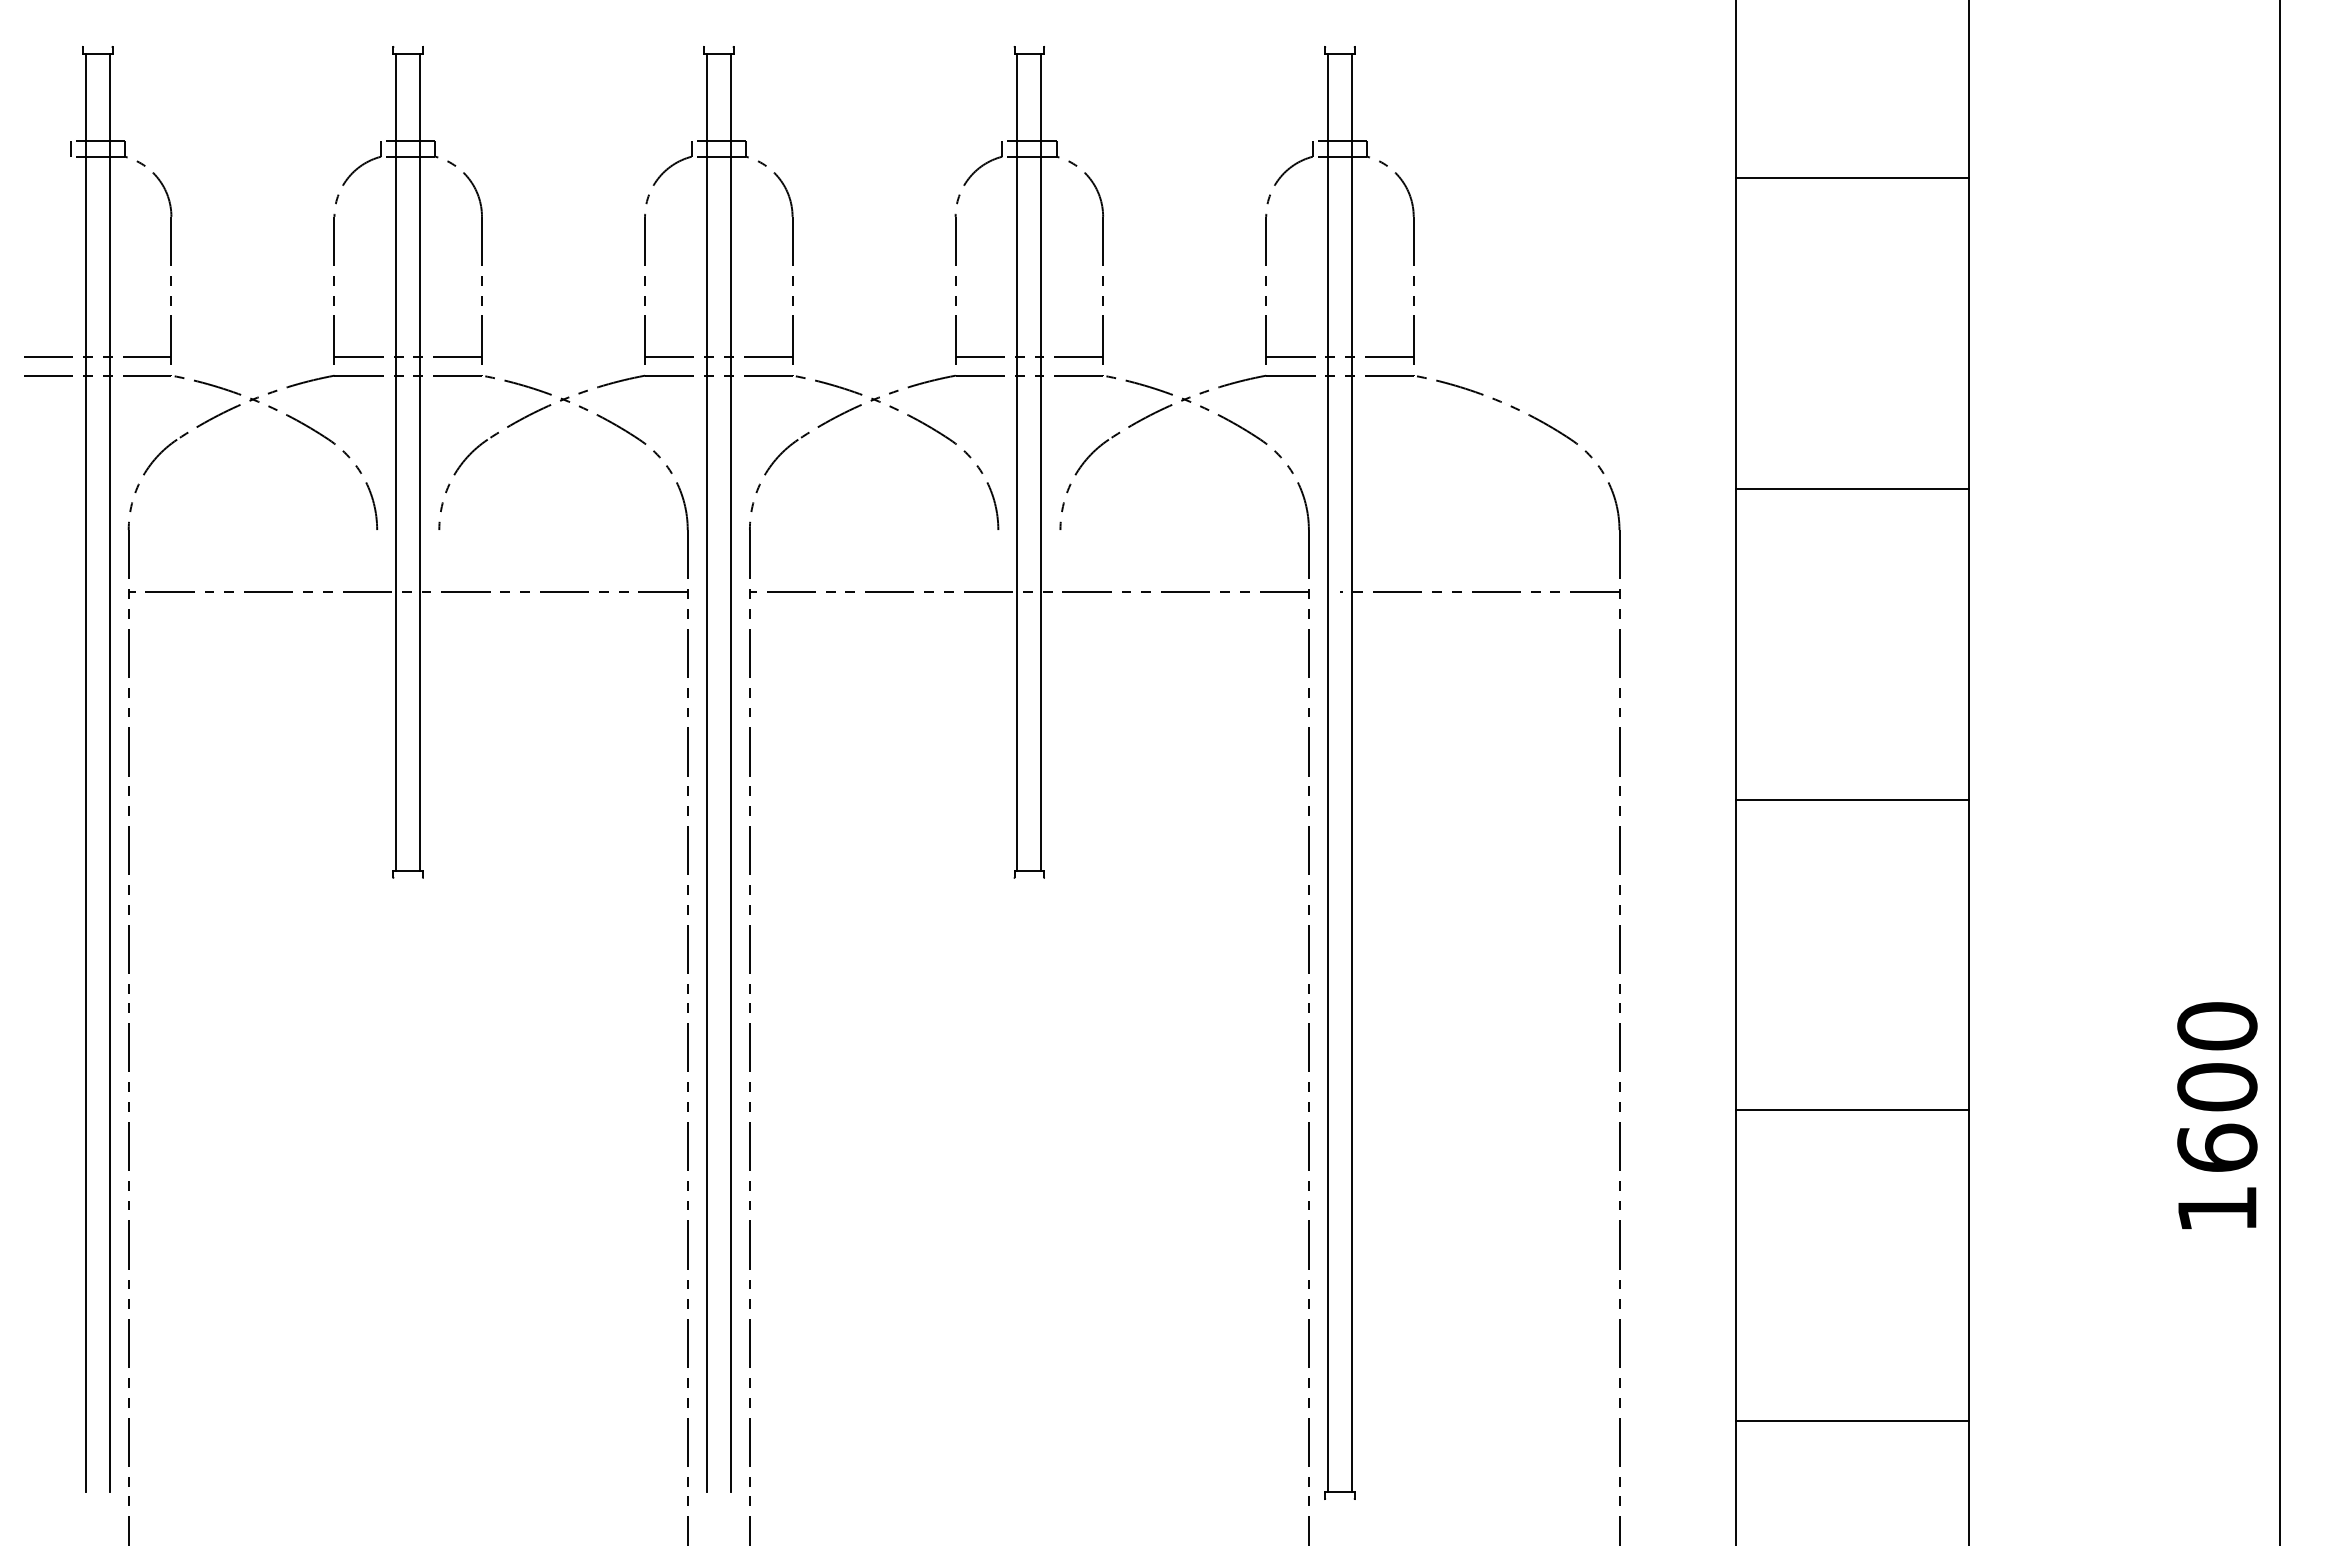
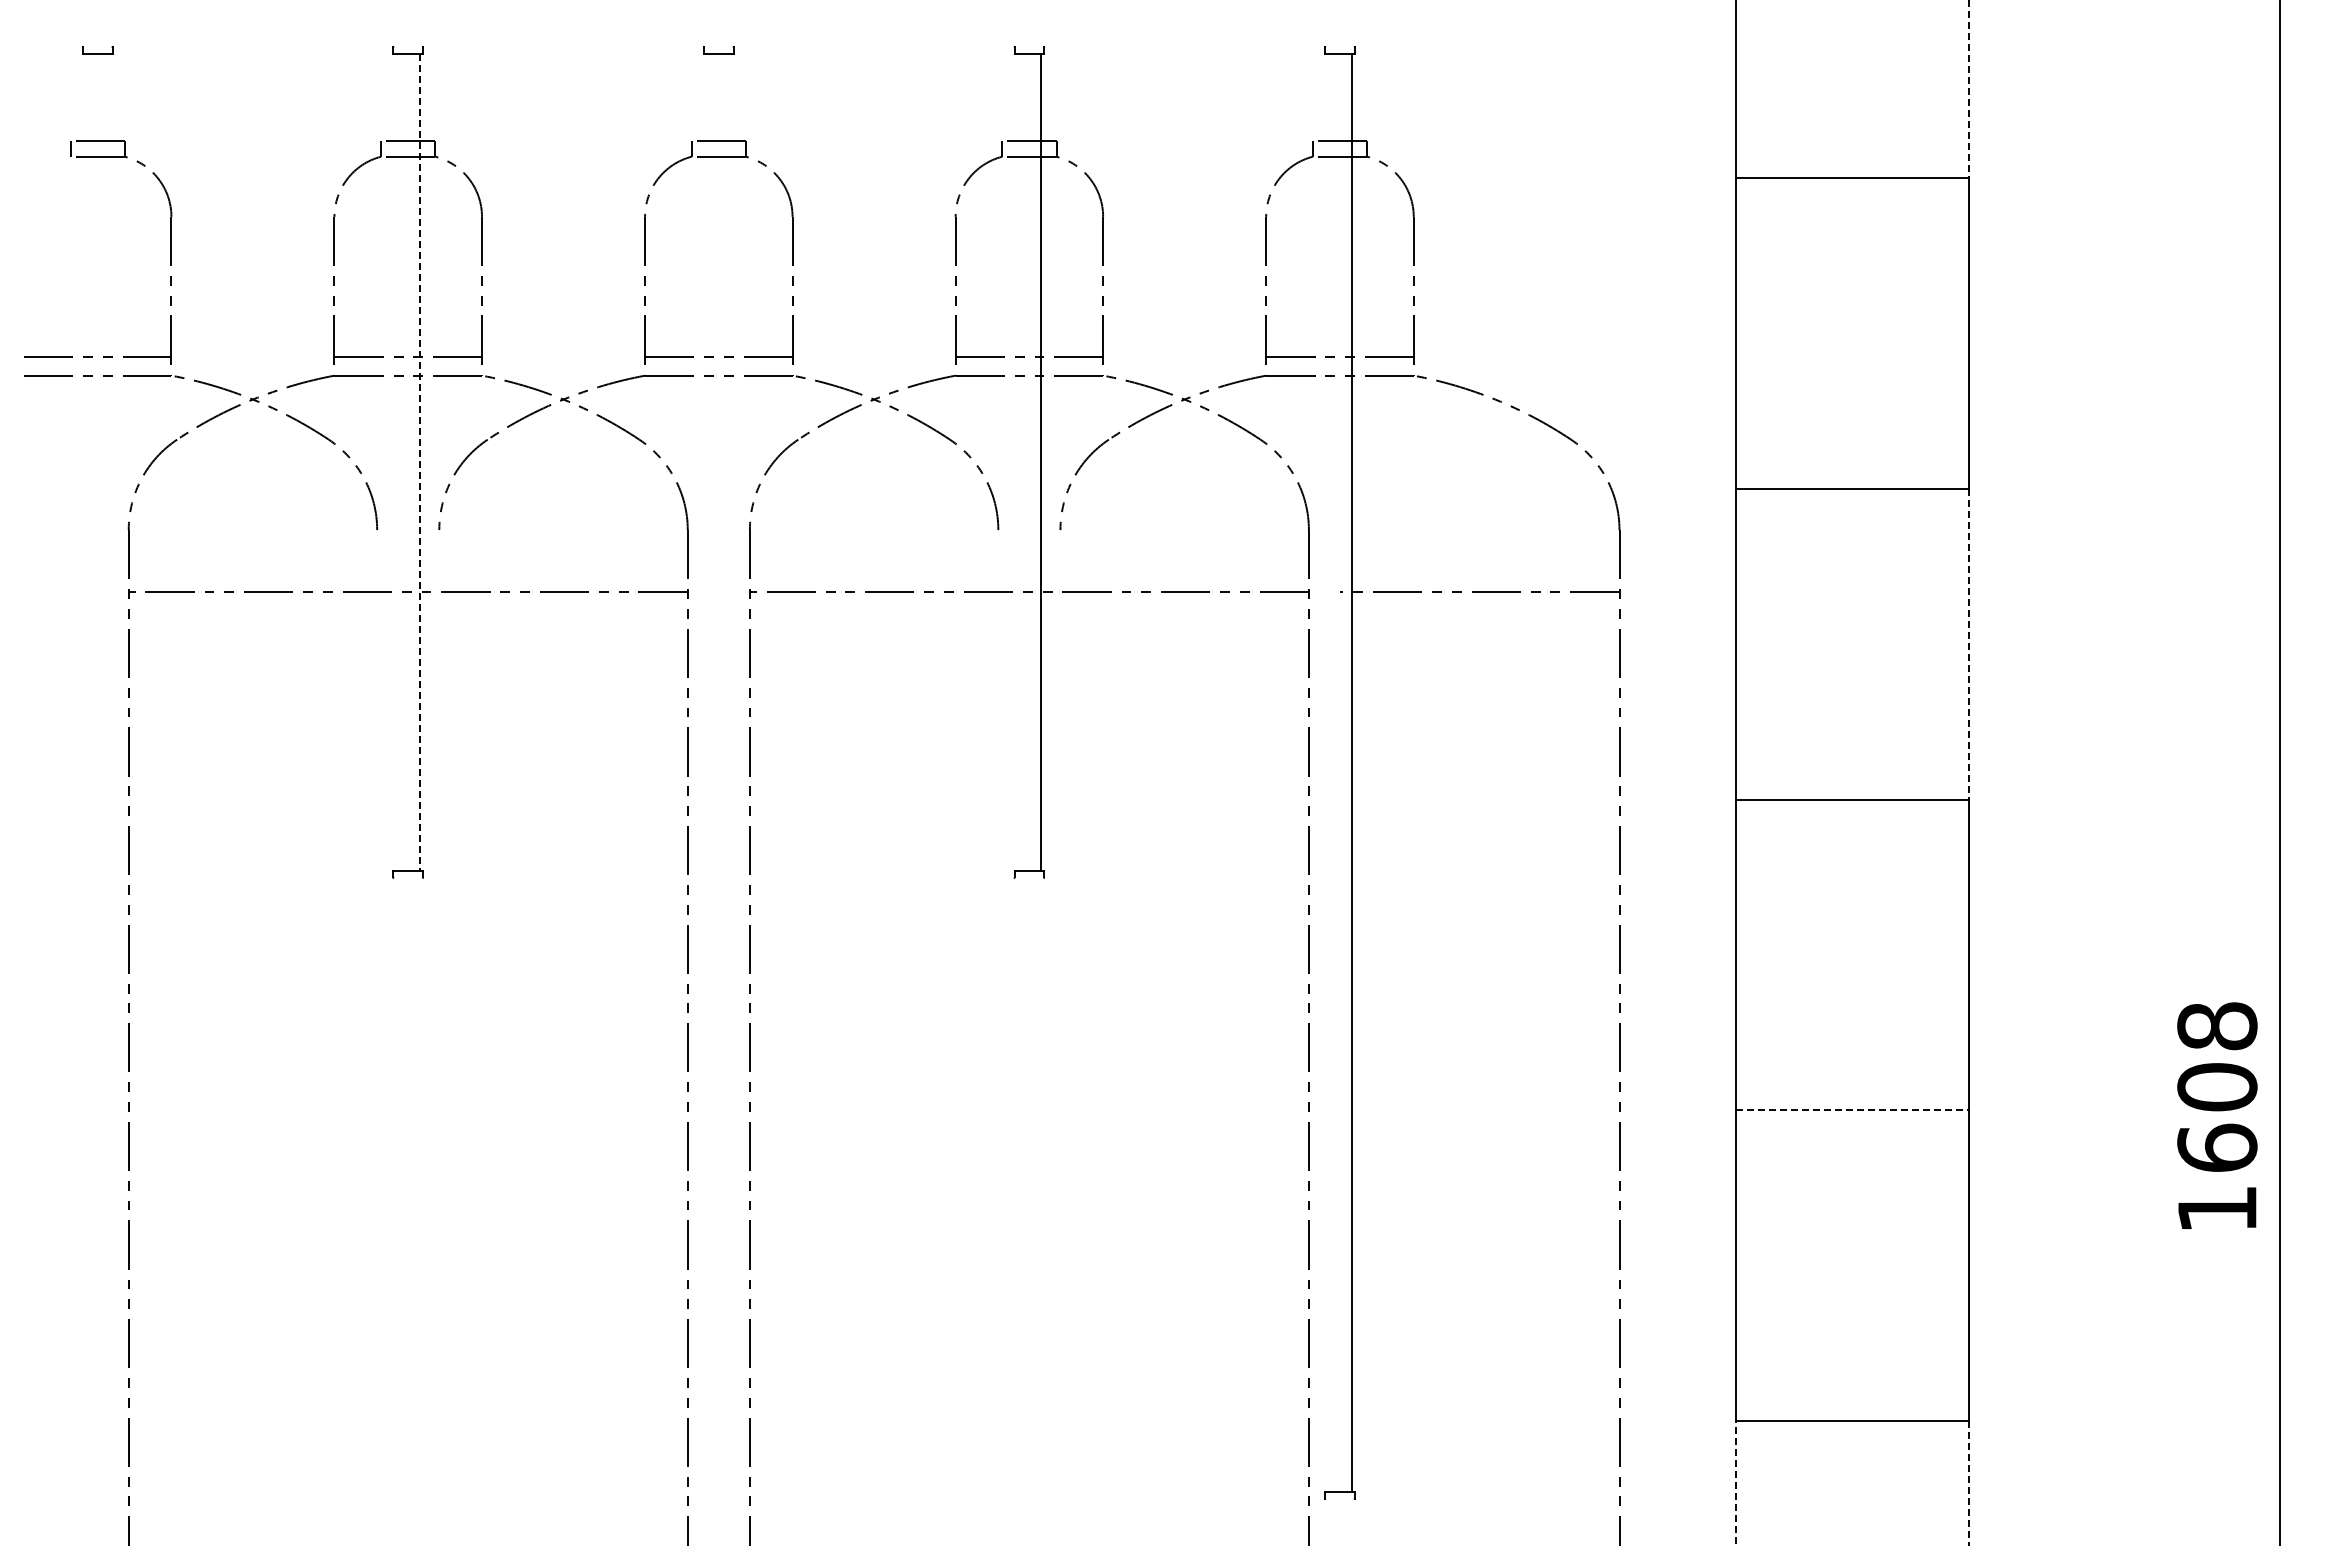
line: solid -> dashed (1968, 89)
line: present -> none (396, 462)
line: solid -> dashed (420, 462)
line: present -> none (1017, 462)
line: solid -> dashed (1968, 644)
line: present -> none (85, 772)
line: present -> none (109, 772)
line: present -> none (706, 772)
line: present -> none (730, 772)
line: present -> none (1327, 772)
text: 1600 -> 1608 (2217, 1026)
line: solid -> dashed (1852, 1110)
line: solid -> dashed (1735, 1482)
line: solid -> dashed (1968, 1483)
